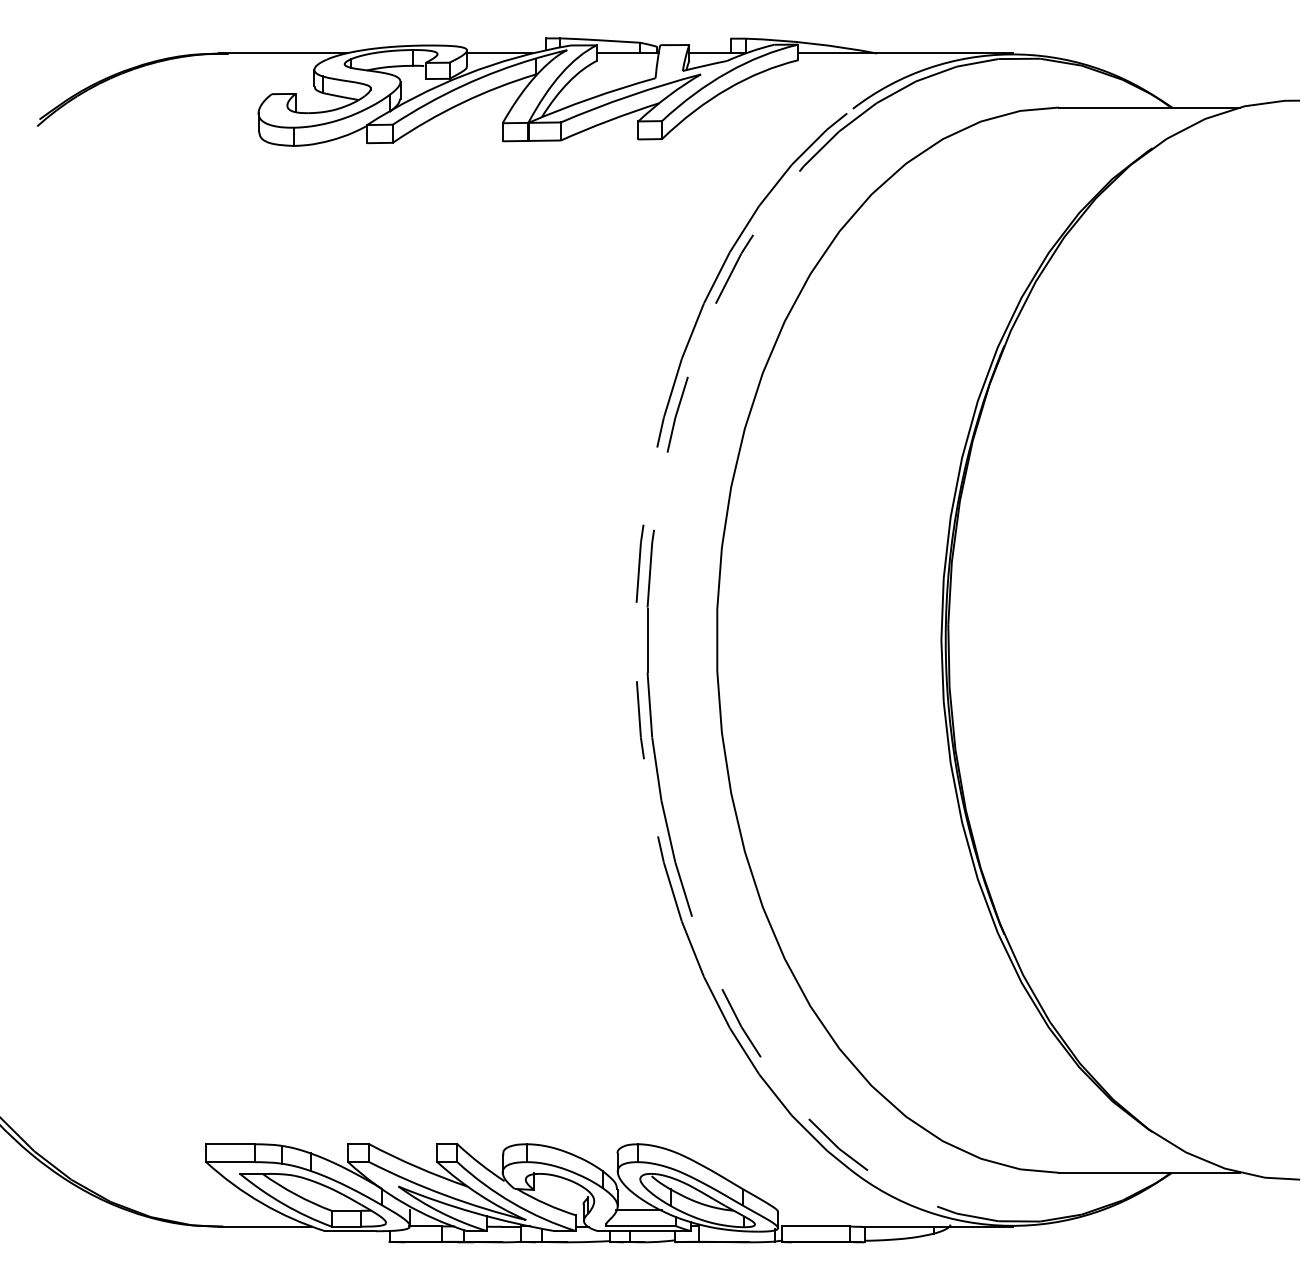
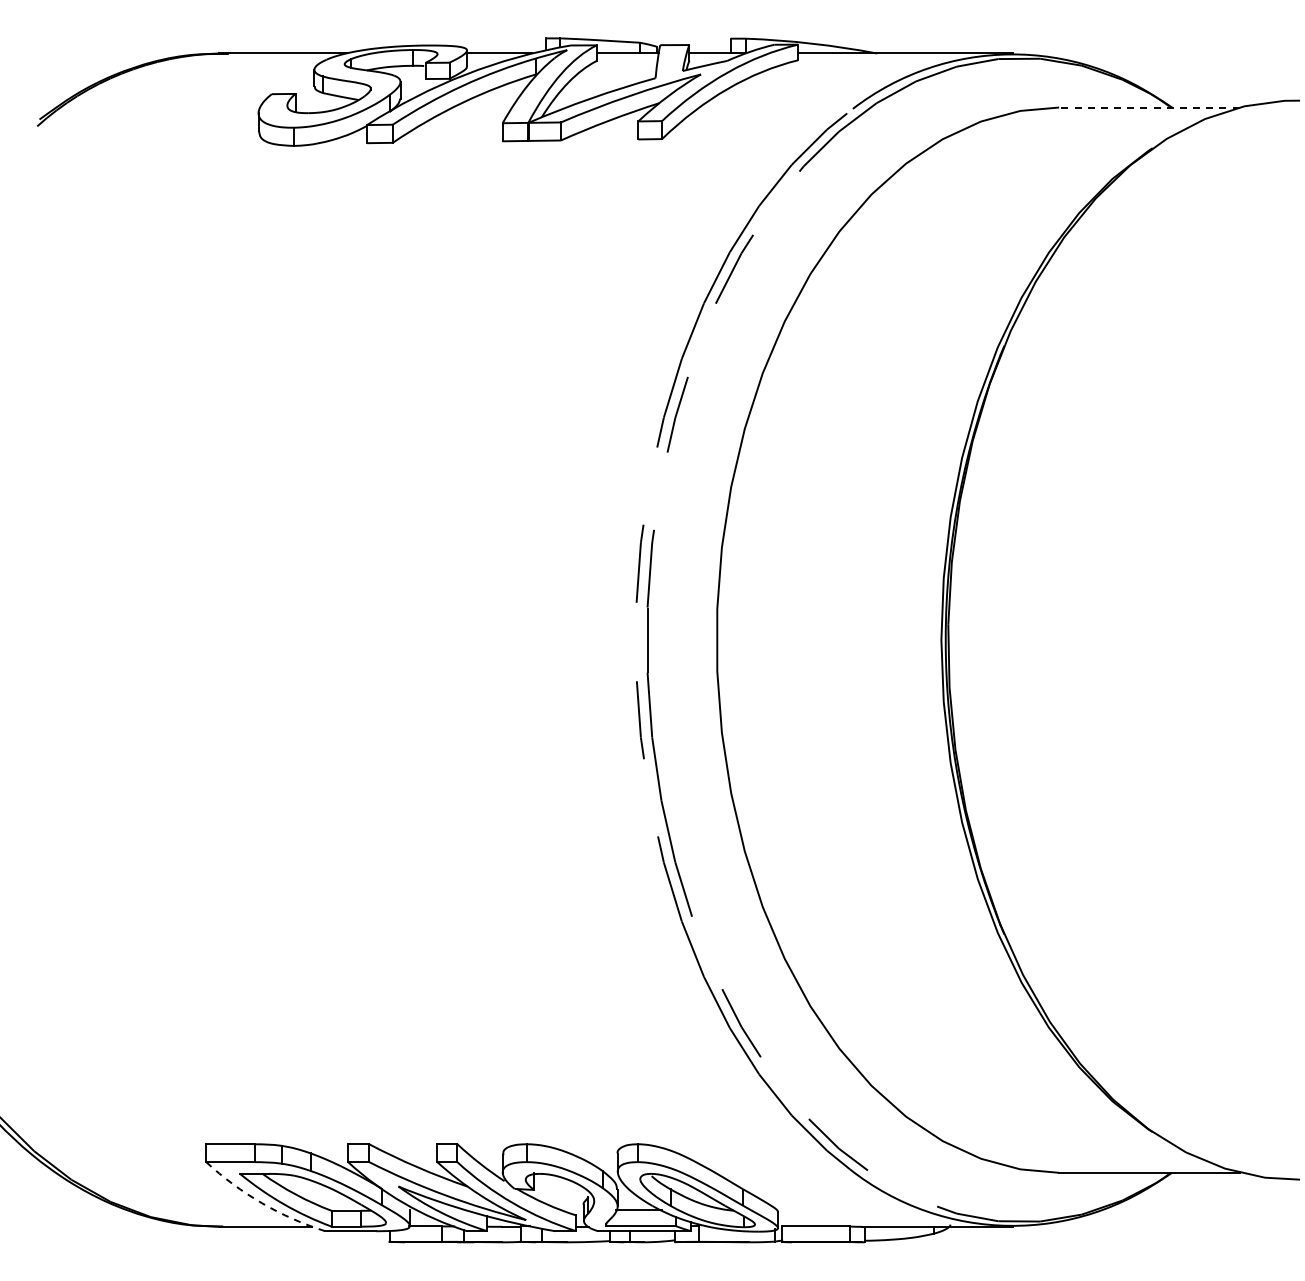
line: solid -> dashed (1148, 107)
arc: solid -> dashed (262, 1203)
